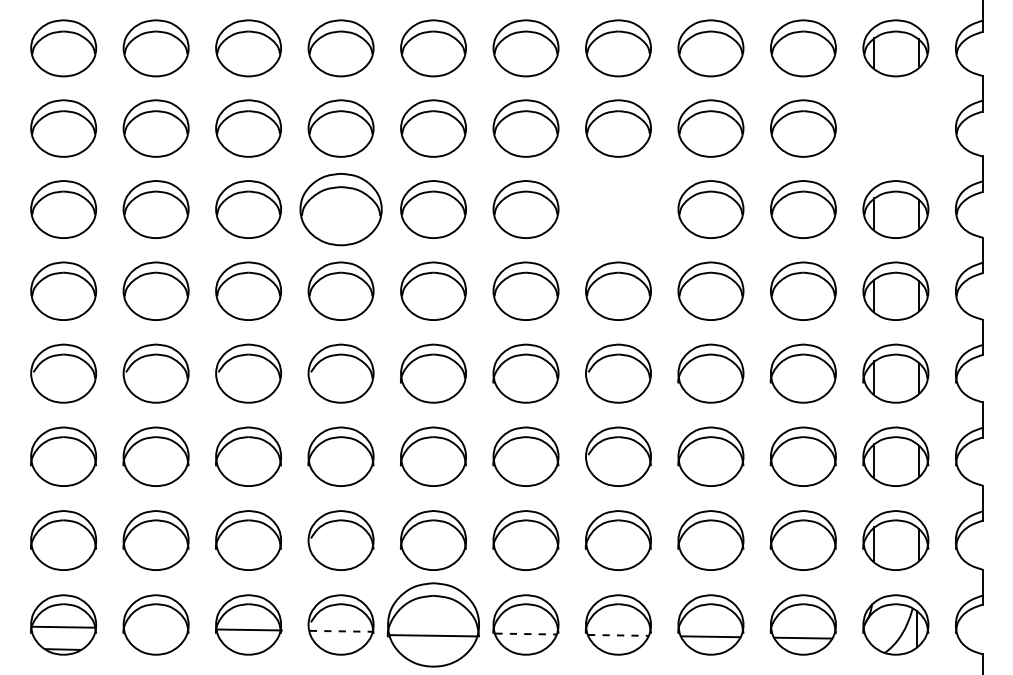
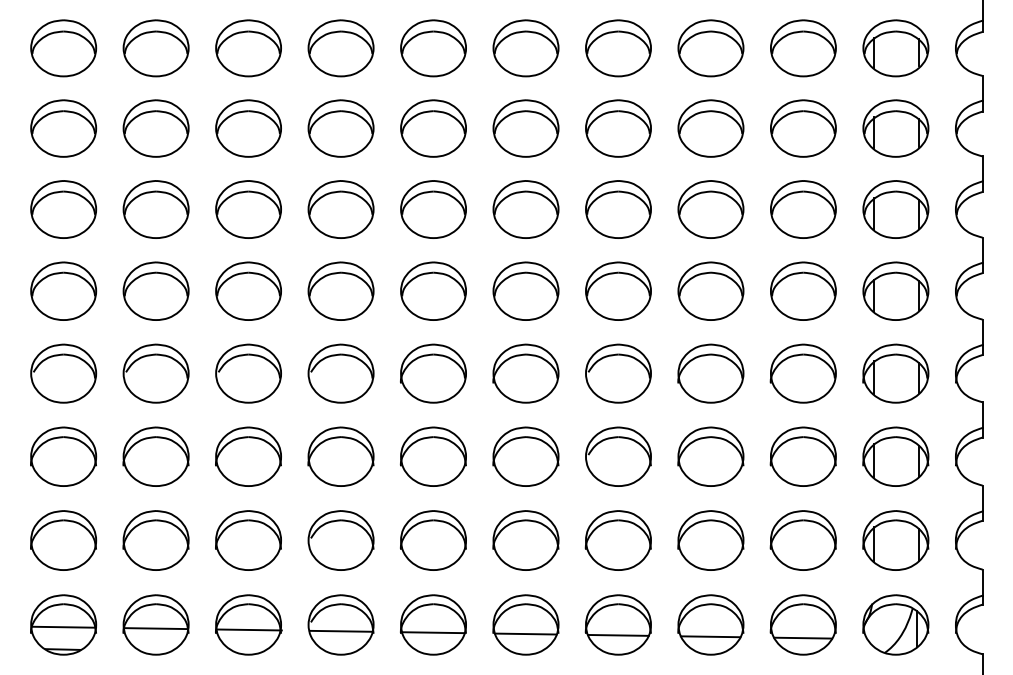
part: none -> present (895, 128)
part size: 84x75 px -> 68x59 px (340, 209)
part: none -> present (618, 209)
part size: 94x86 px -> 67x62 px (433, 624)
line: none -> present (155, 628)
line: dashed -> solid (341, 631)
line: dashed -> solid (525, 634)
line: dashed -> solid (618, 635)
